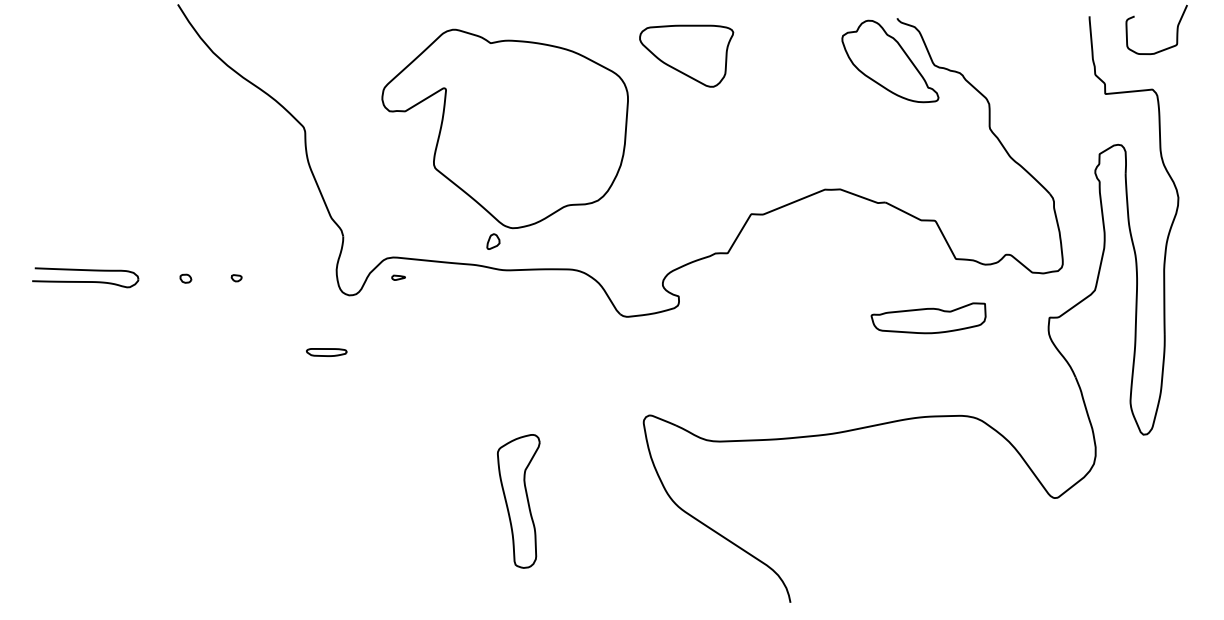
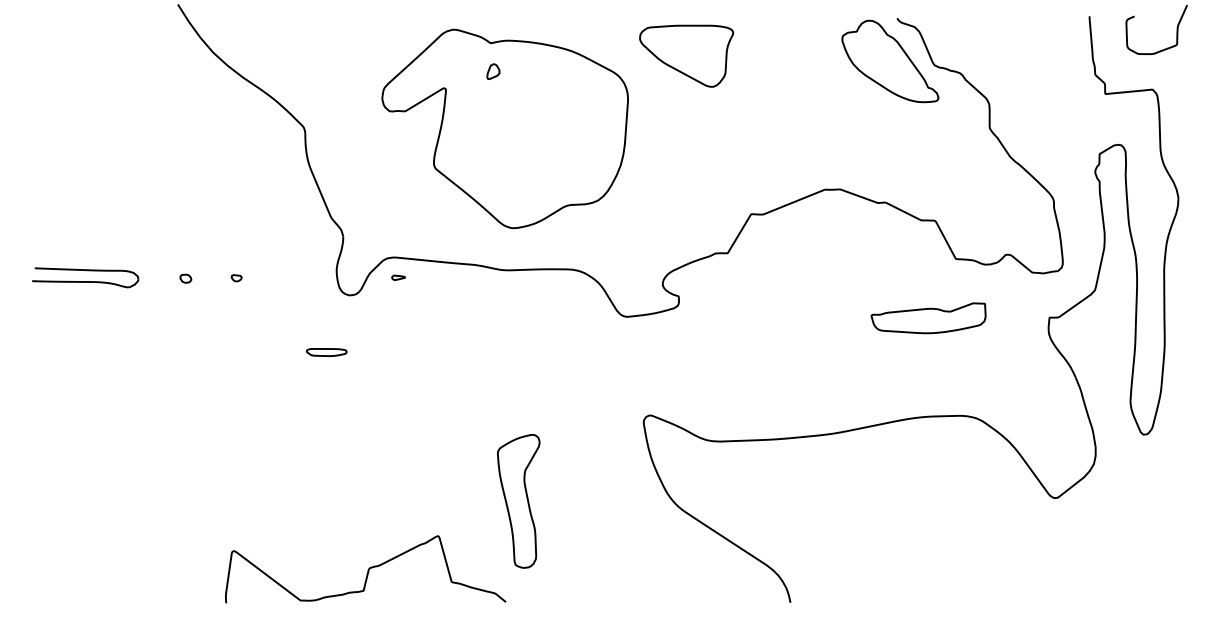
part position: (493, 241) -> (493, 71) (493, 71)
curve: none -> present (367, 570)
